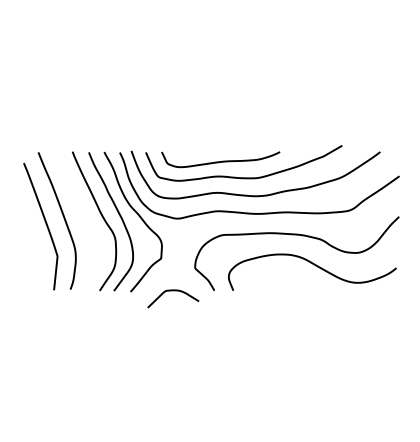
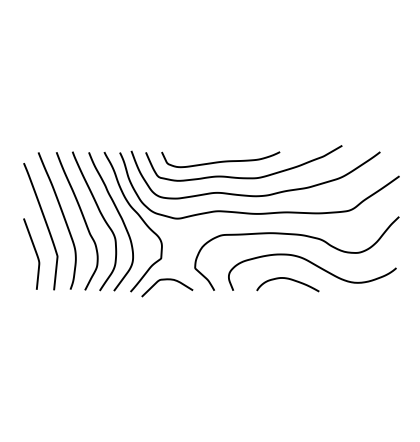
curve: none -> present (83, 220)
curve: none -> present (34, 251)
curve: none -> present (287, 279)
curve position: (173, 291) -> (167, 280) (167, 280)
